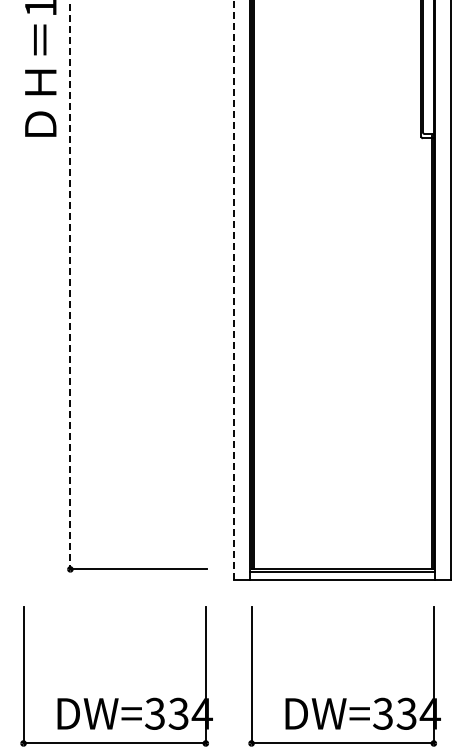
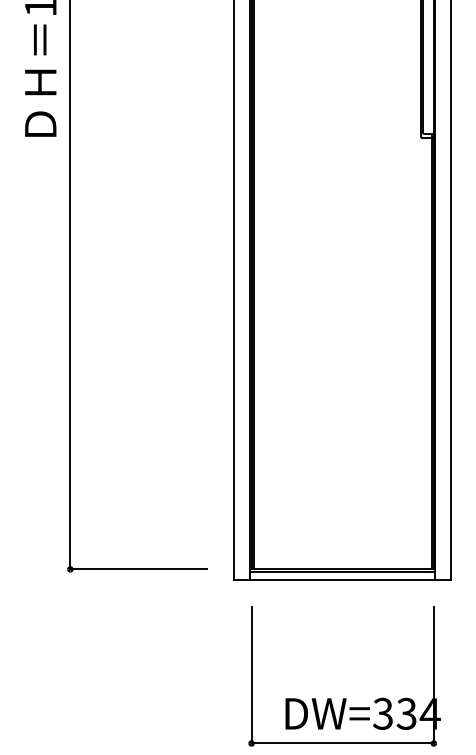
line: dashed -> solid (70, 285)
line: dashed -> solid (234, 289)
part: present -> none (116, 698)
